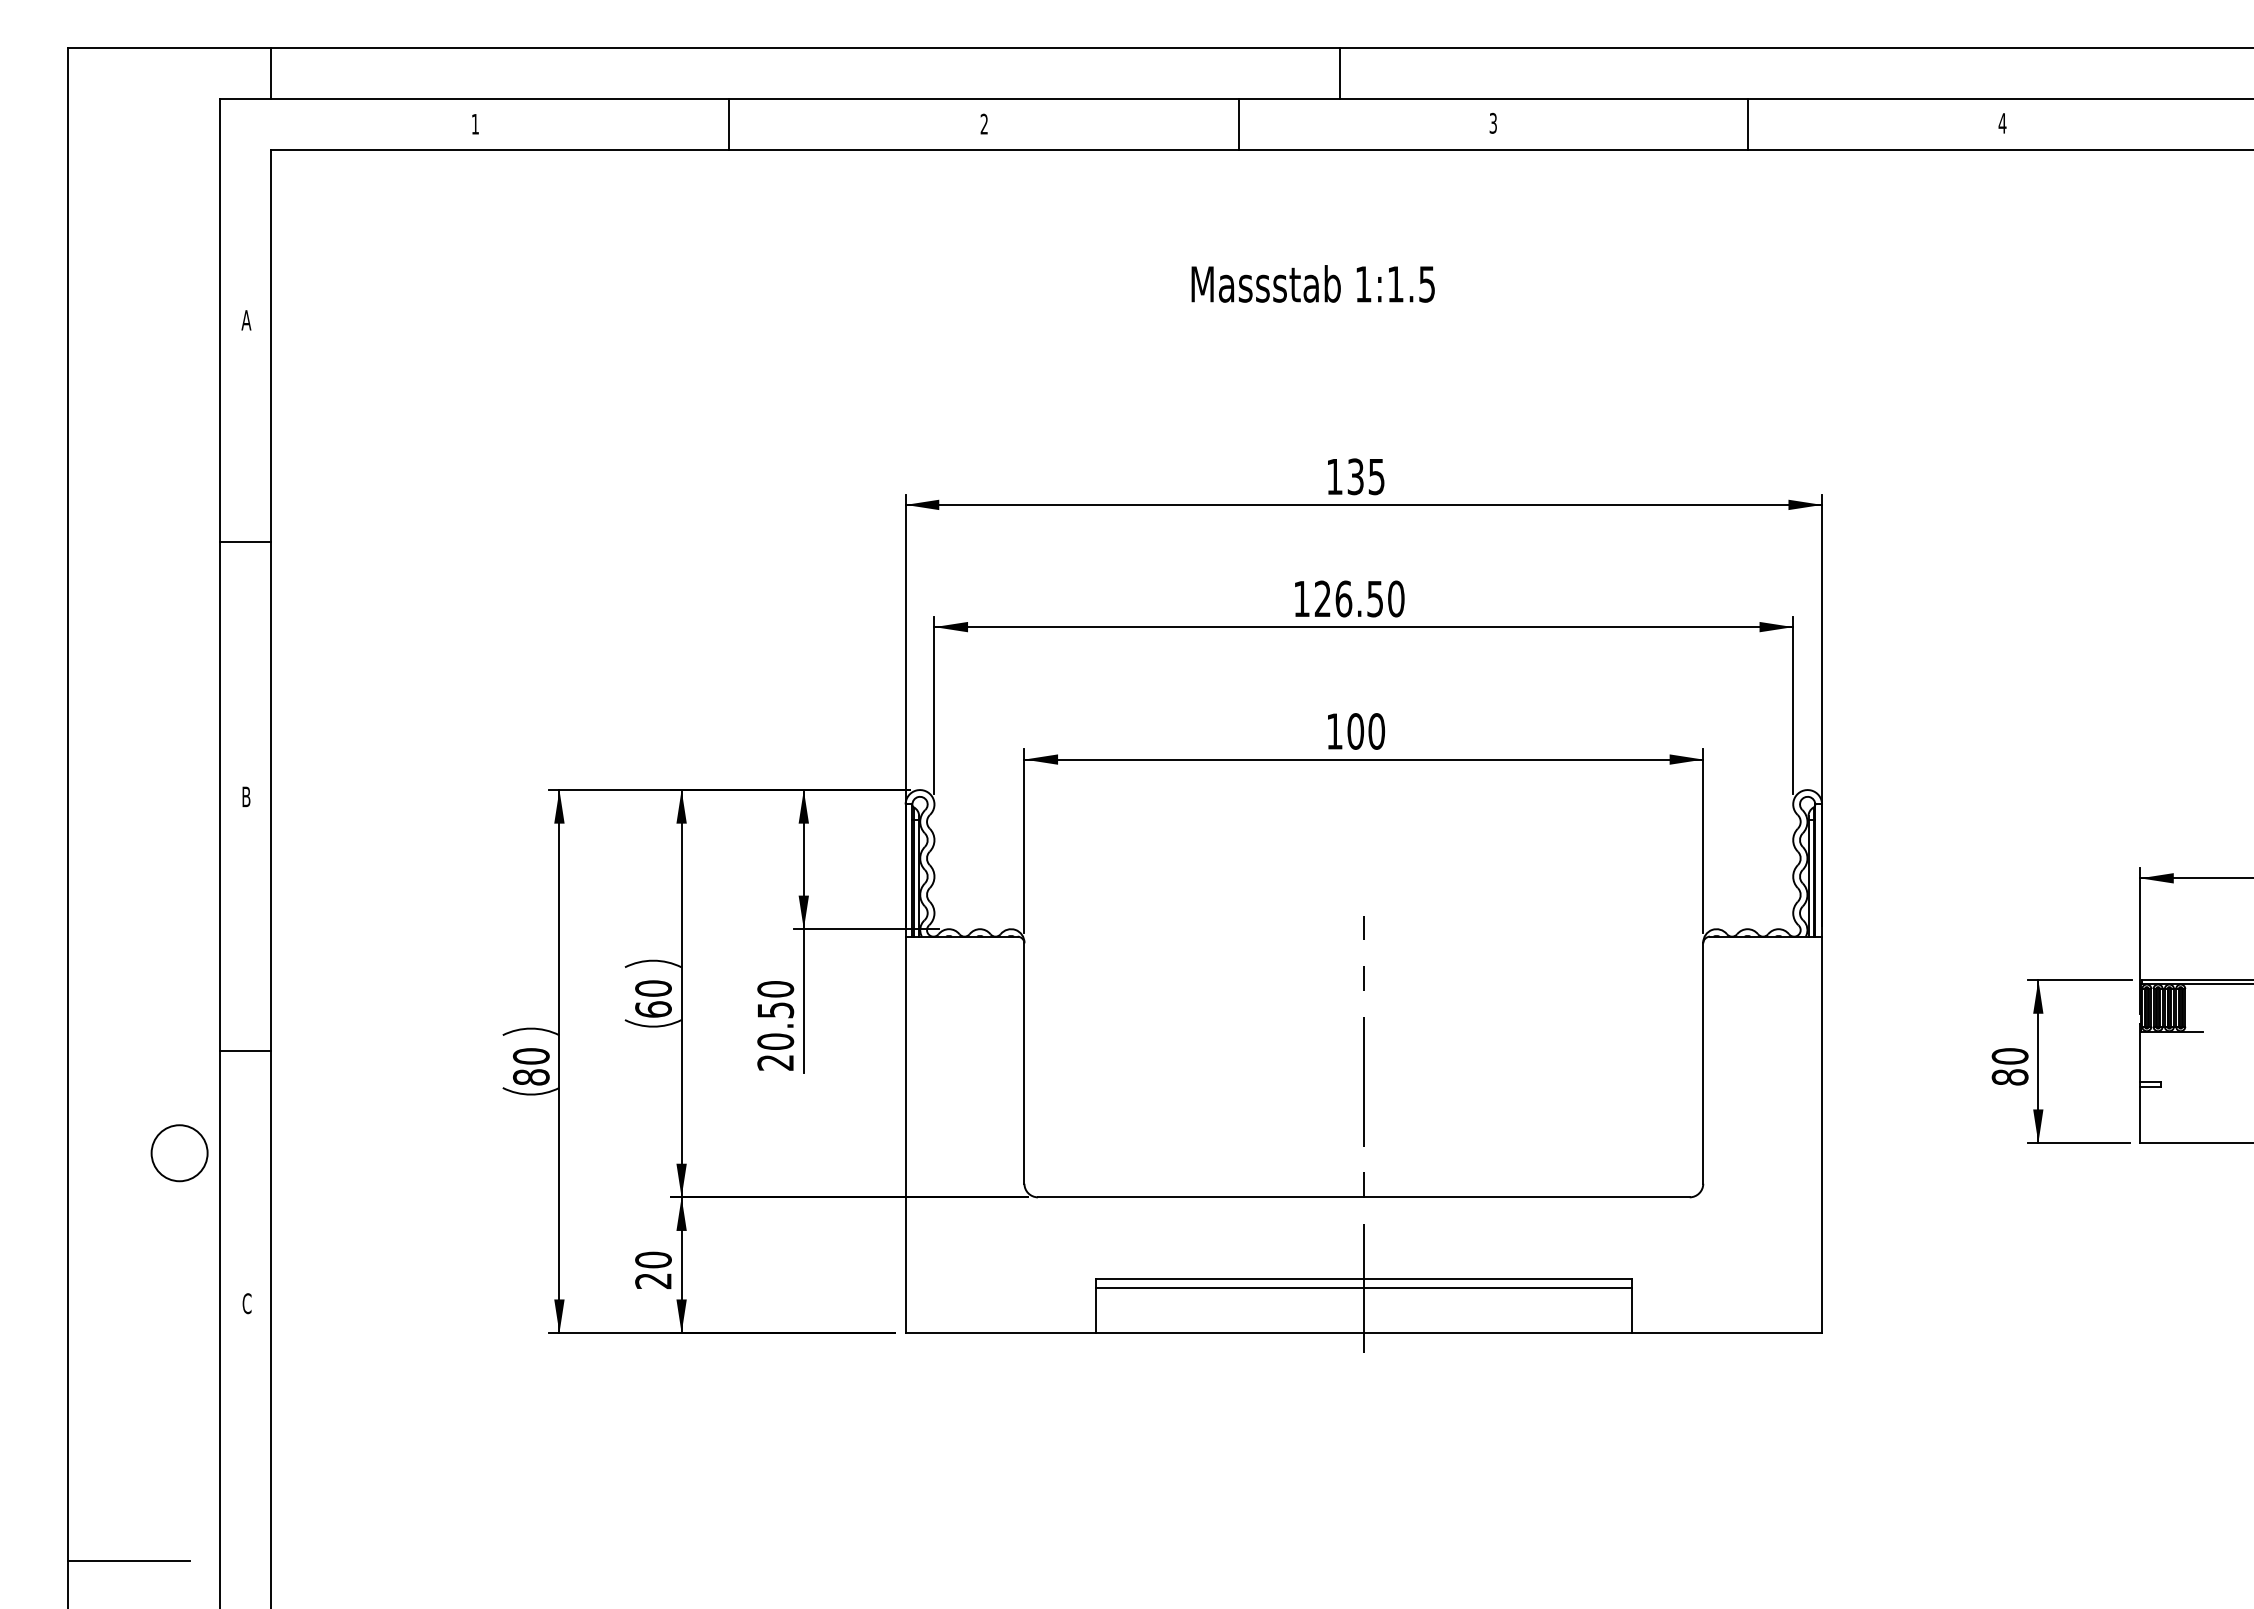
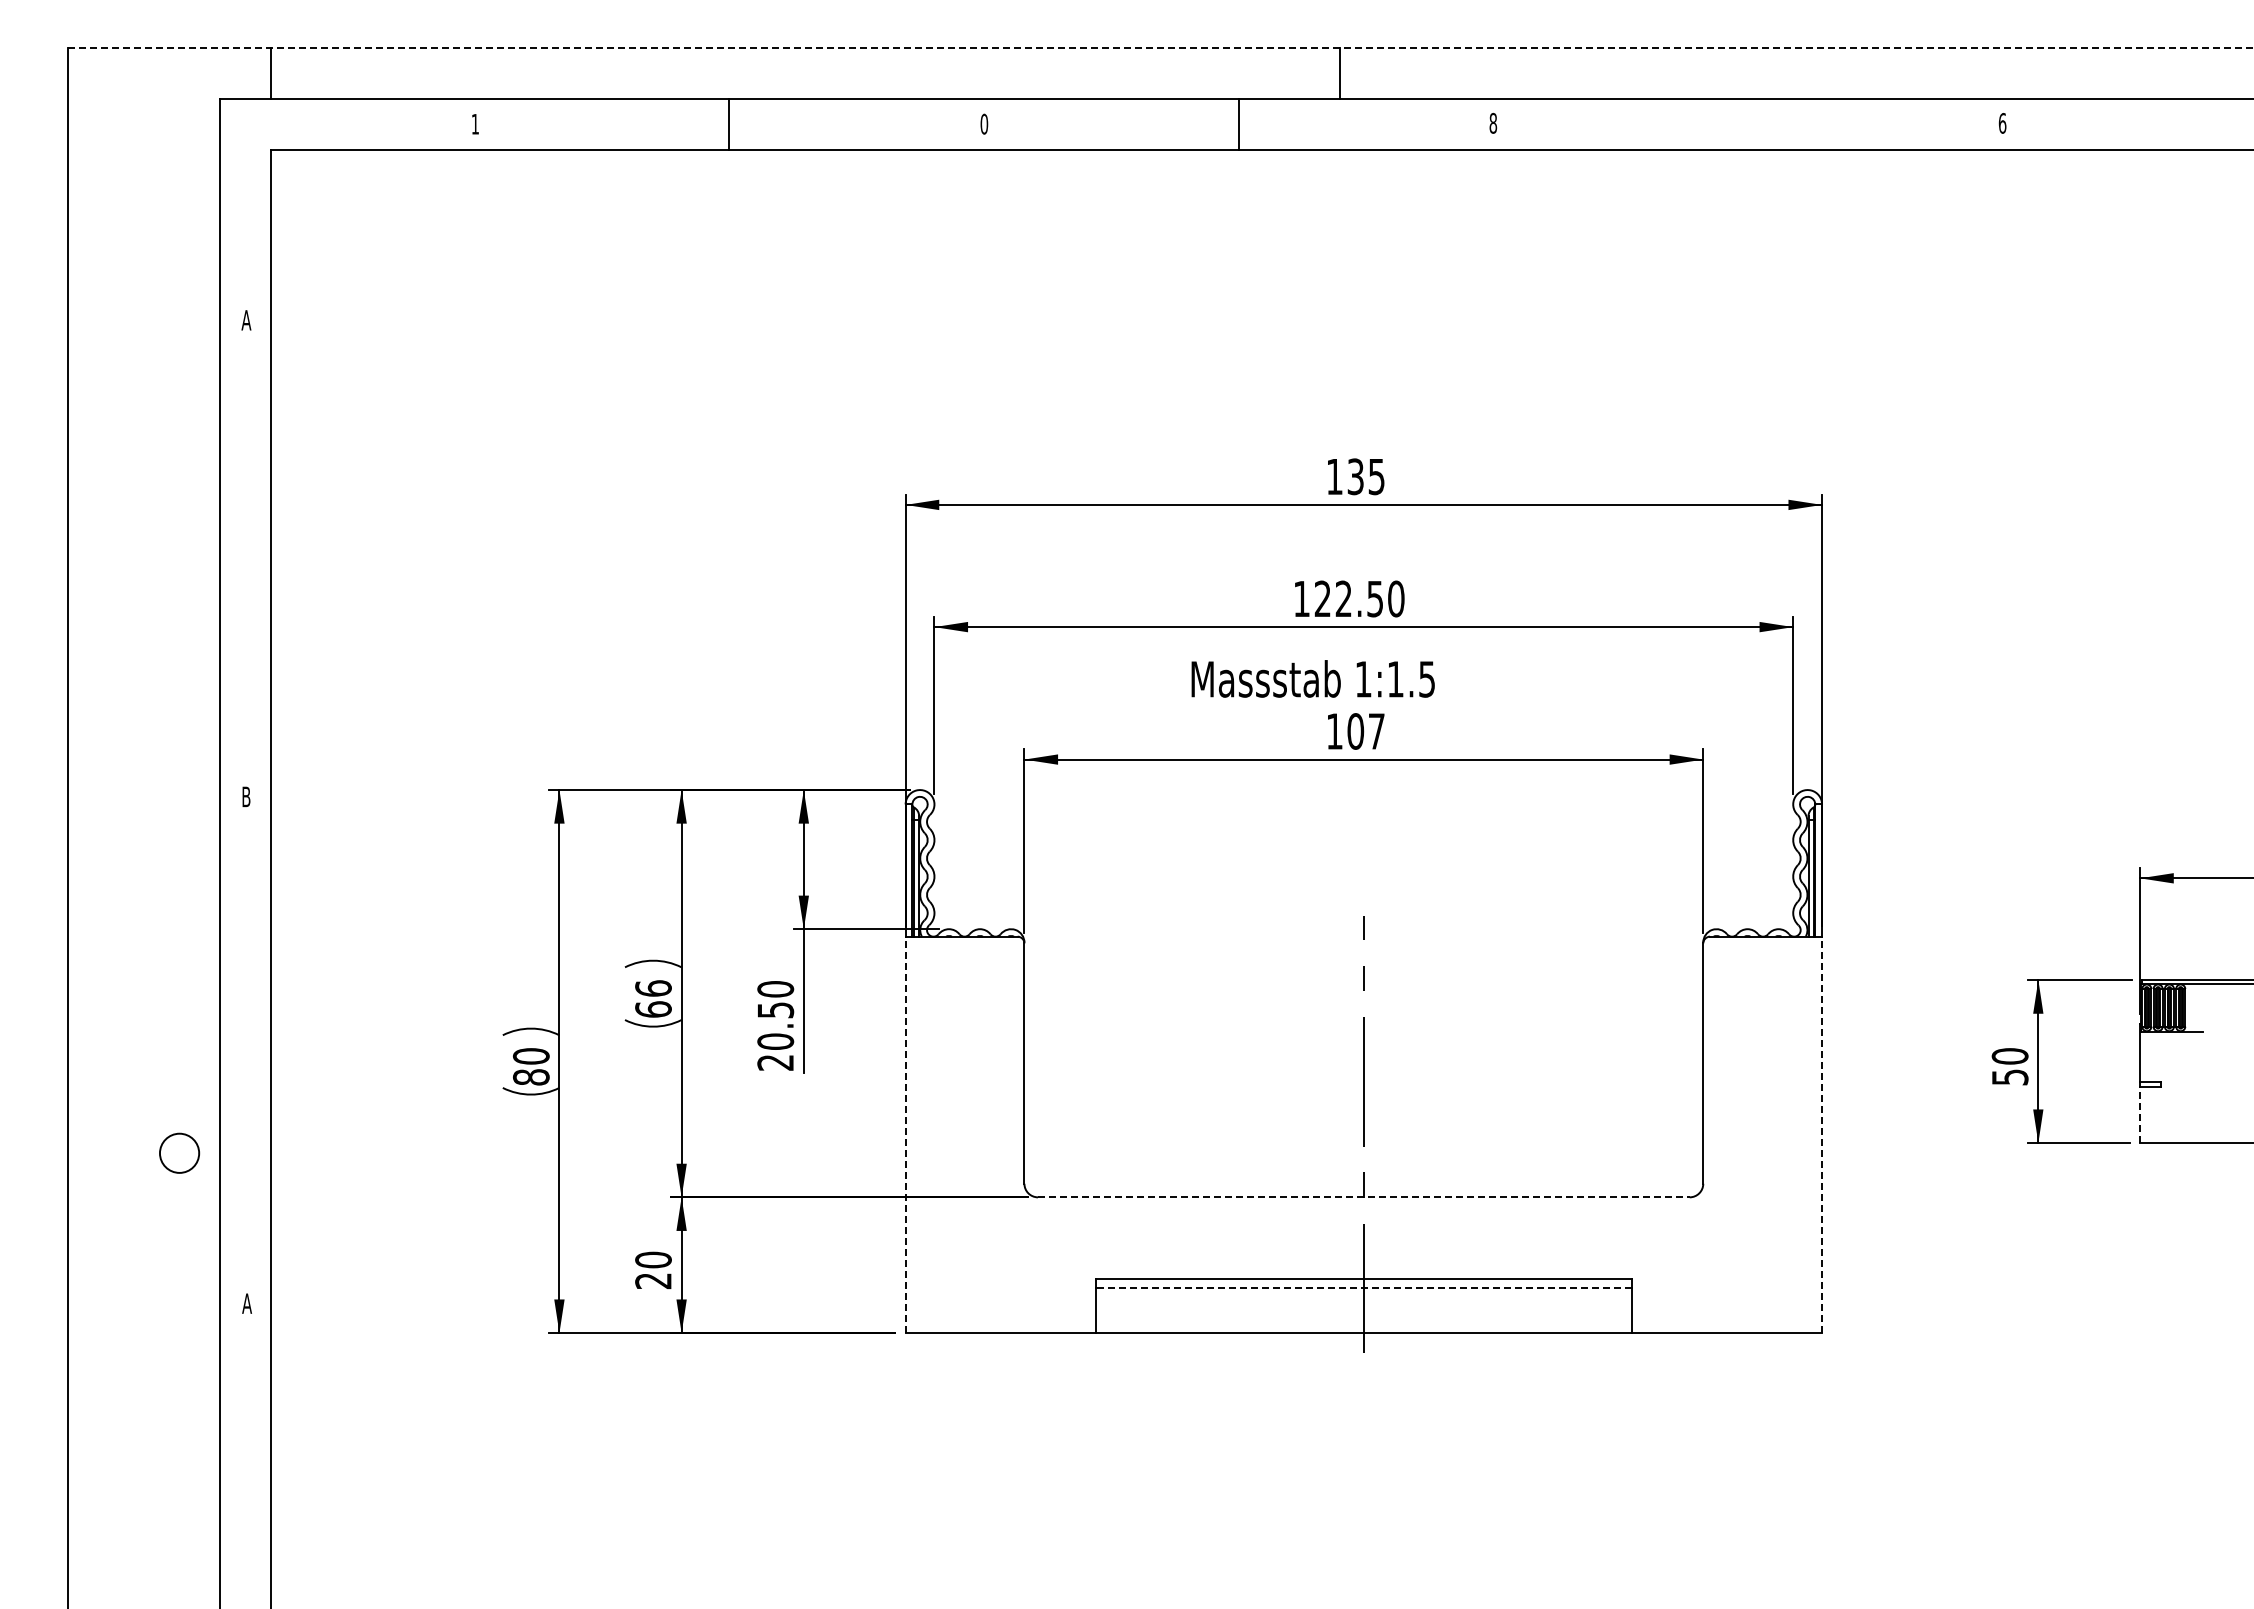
line: solid -> dashed (1160, 48)
text: 2 -> 0 (984, 123)
text: 3 -> 8 (1493, 123)
text: 4 -> 6 (2002, 123)
line: present -> none (1747, 124)
text position: (1312, 283) -> (1312, 678) (1312, 678)
line: present -> none (245, 542)
text: 126.50 -> 122.50 (1343, 598)
text: 100 -> 107 (1376, 731)
text: 60 -> 66 (653, 988)
line: present -> none (245, 1051)
text: 80 -> 50 (2009, 1077)
line: solid -> dashed (2140, 1115)
line: solid -> dashed (905, 1134)
line: solid -> dashed (1822, 1134)
circle size: 59x59 px -> 42x42 px (179, 1152)
line: solid -> dashed (1363, 1197)
line: solid -> dashed (1363, 1288)
text: C -> A (246, 1303)
line: present -> none (128, 1560)
